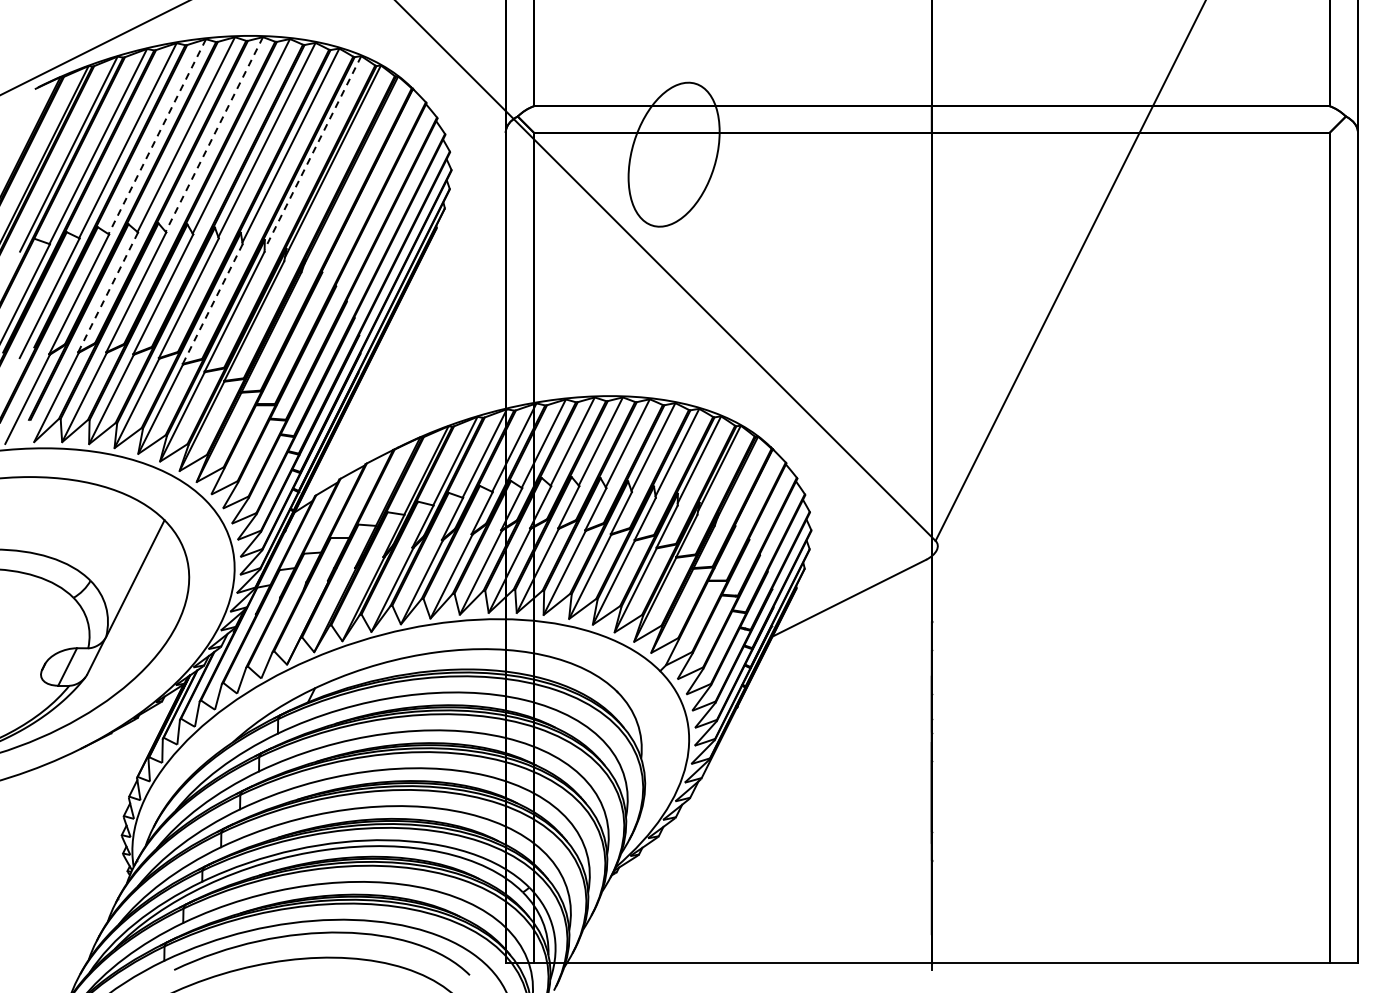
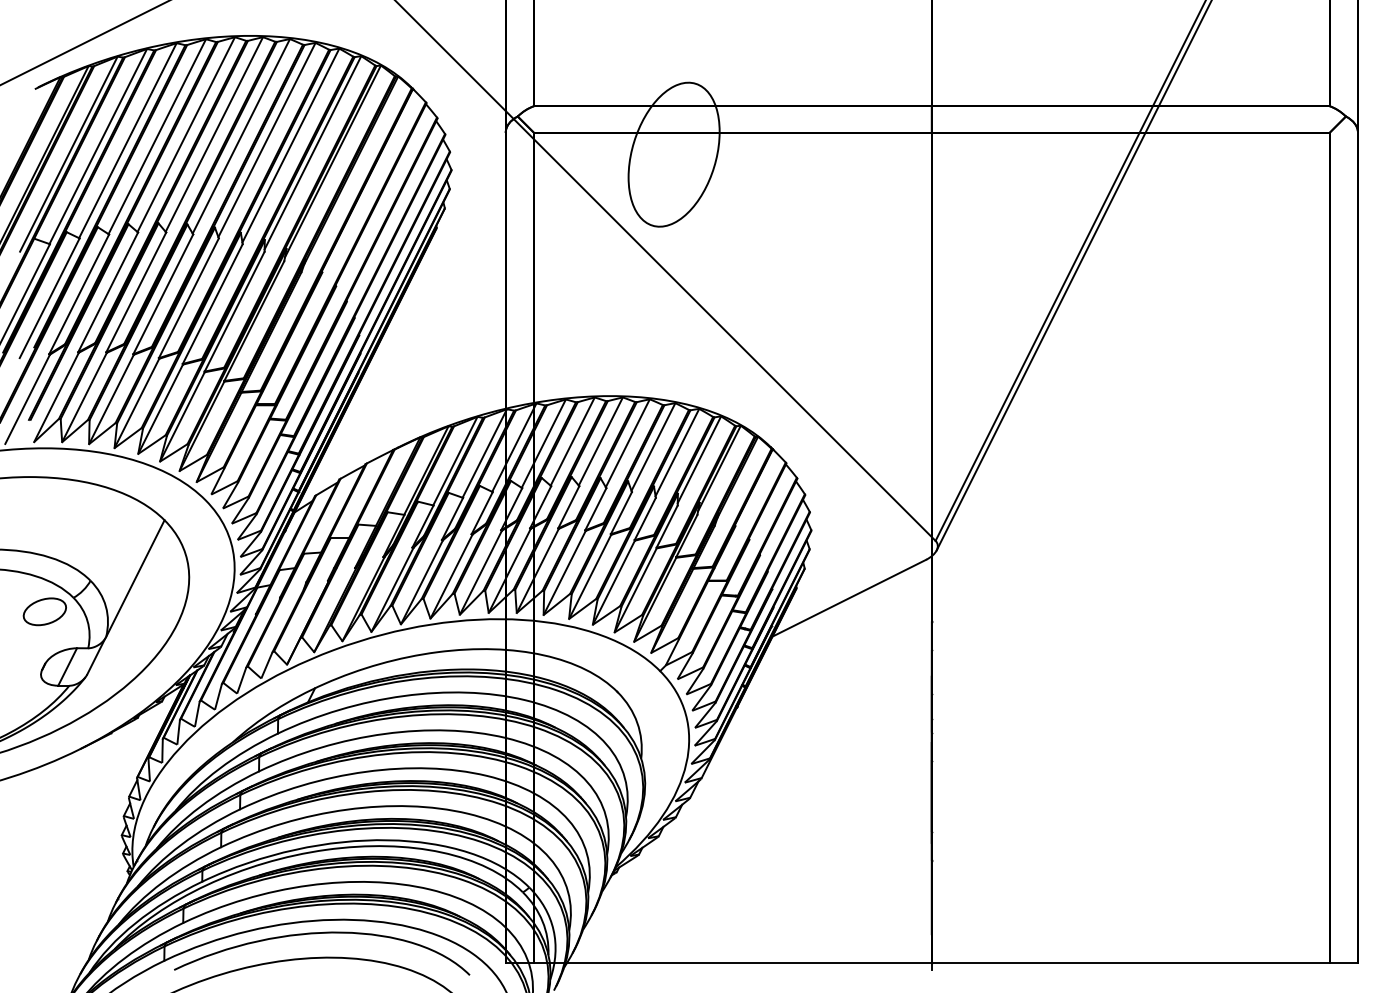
line position: (93, 48) -> (84, 42) (84, 42)
line: dashed -> solid (214, 134)
line: dashed -> solid (157, 136)
line: dashed -> solid (312, 153)
line: none -> present (1073, 276)
line: dashed -> solid (108, 292)
line: dashed -> solid (212, 304)
part: none -> present (44, 611)
